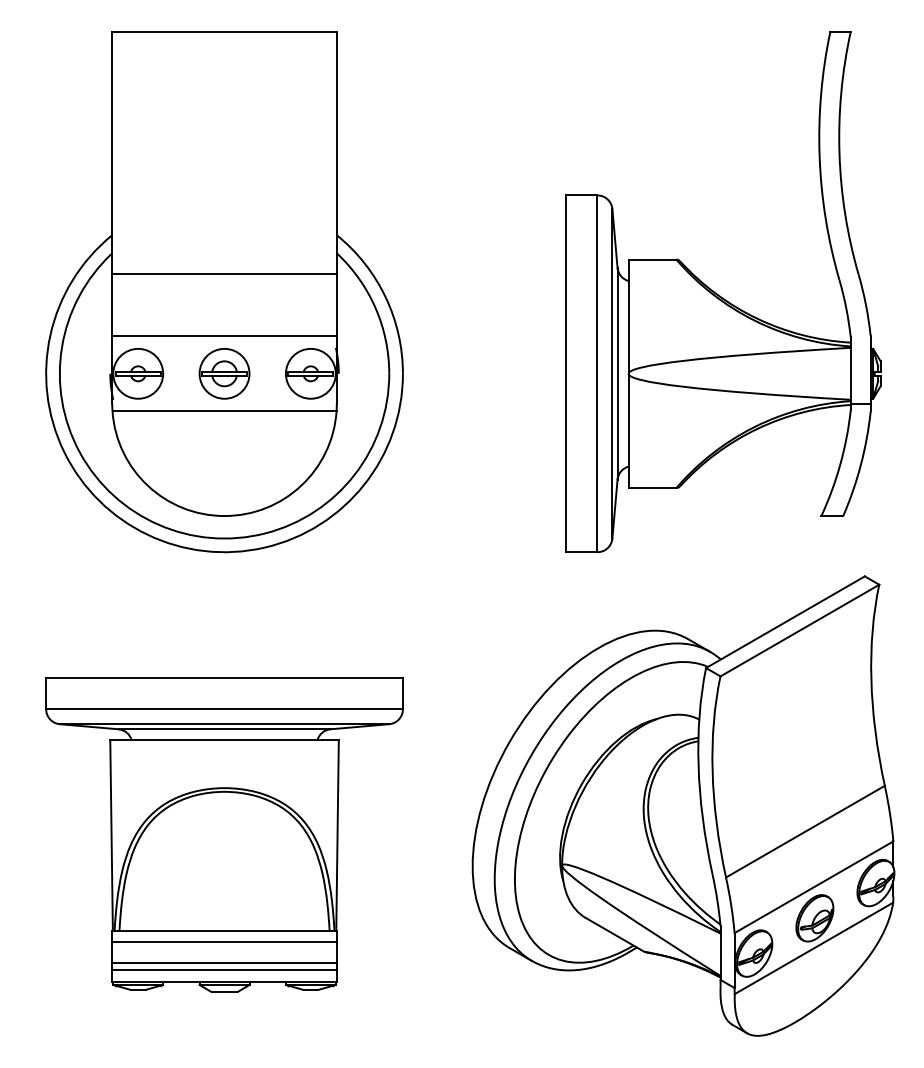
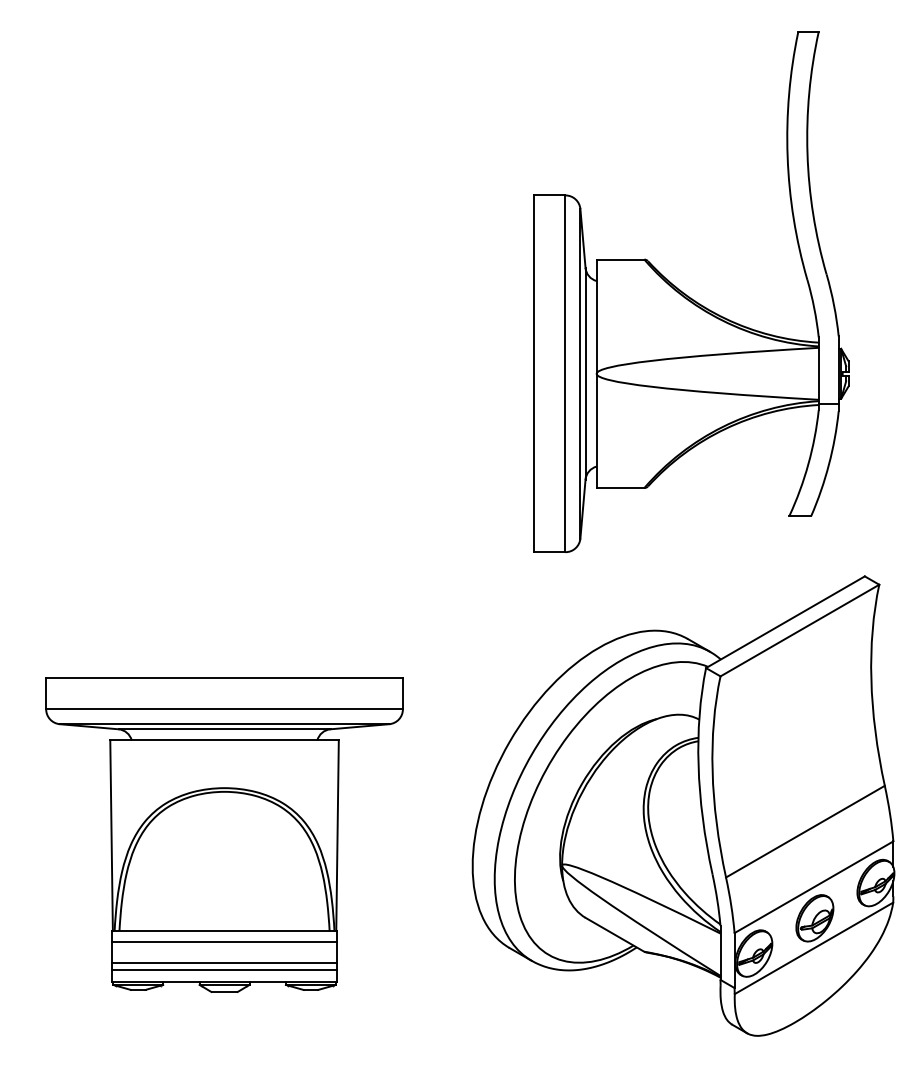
part: present -> none (224, 292)
part position: (723, 292) -> (691, 292) (691, 292)
